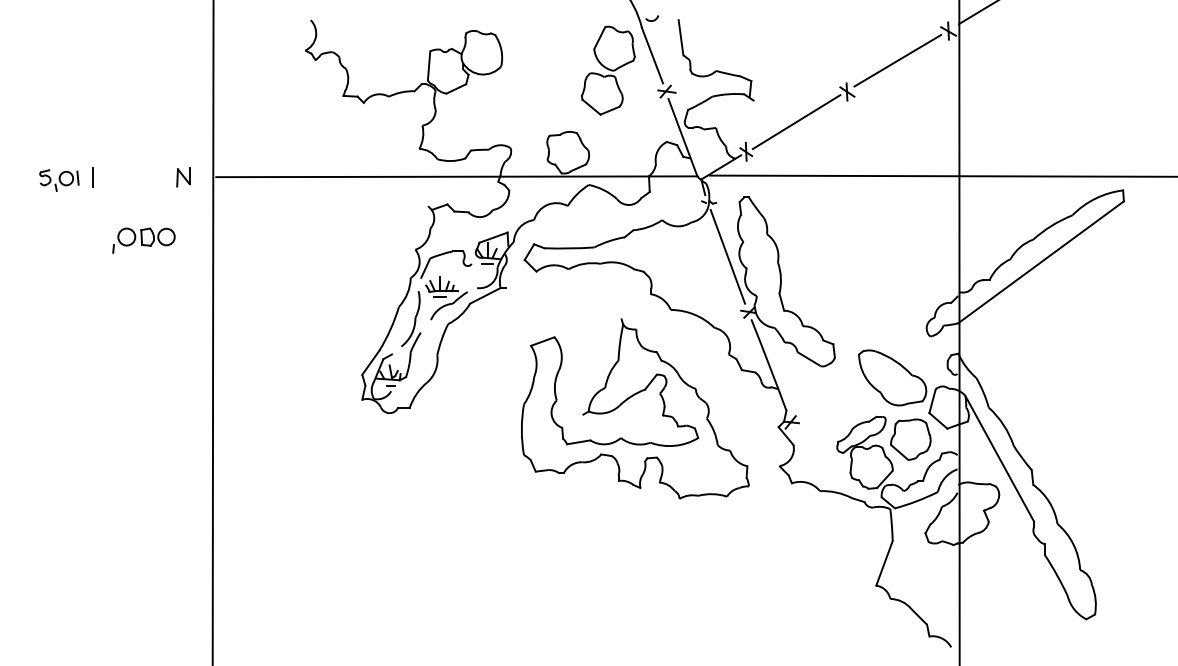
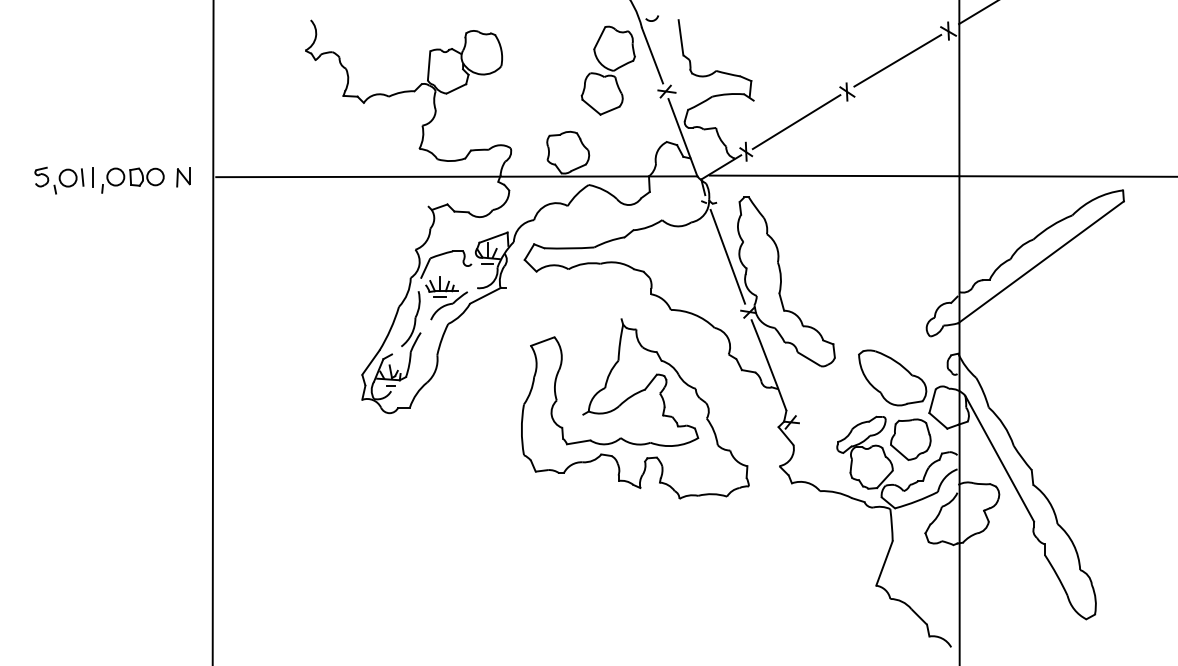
part size: 41x23 px -> 51x29 px (59, 180)
part position: (143, 240) -> (132, 180) (132, 180)
